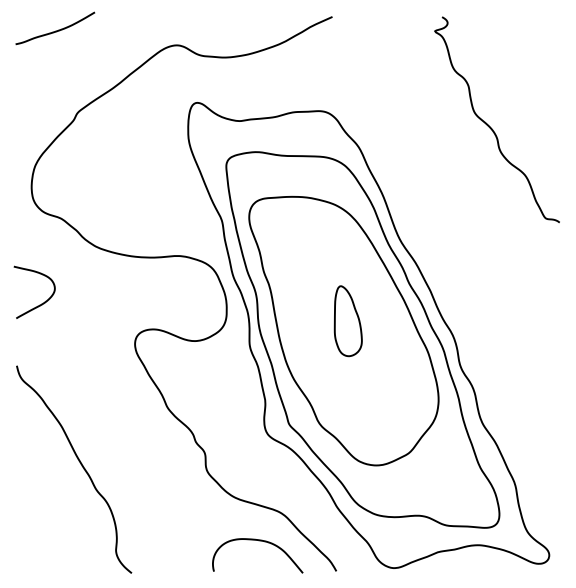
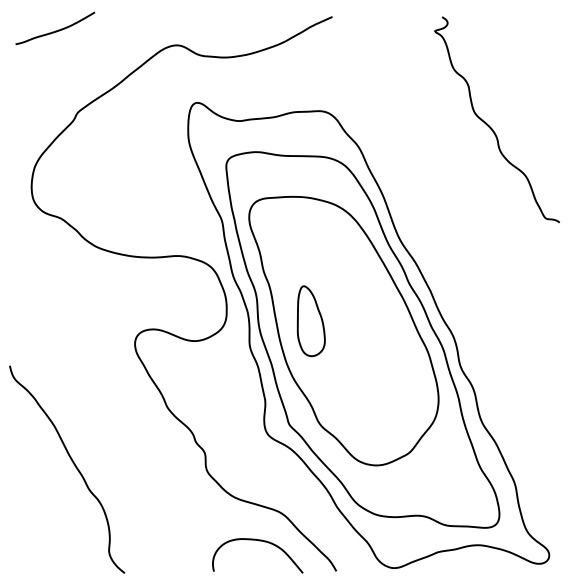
curve: present -> none (41, 303)
part position: (347, 321) -> (310, 321) (310, 321)
curve position: (81, 466) -> (74, 466) (74, 466)
